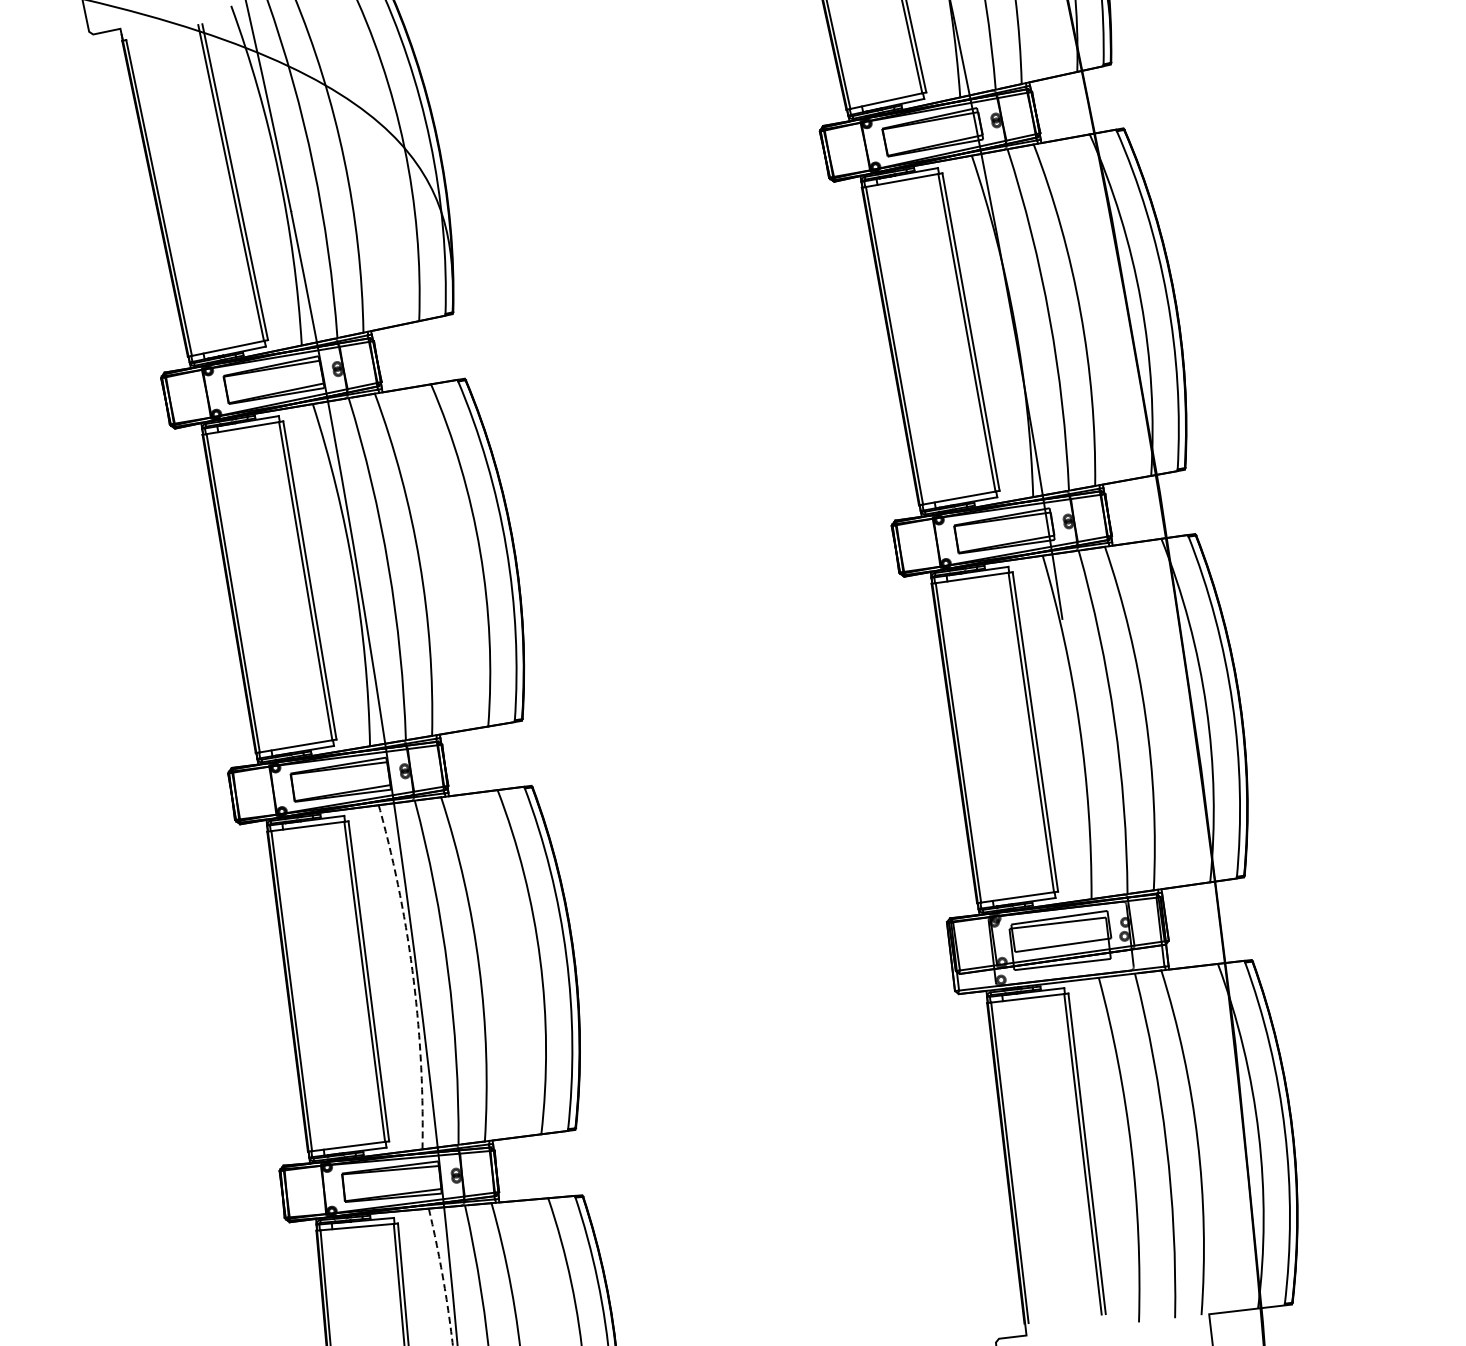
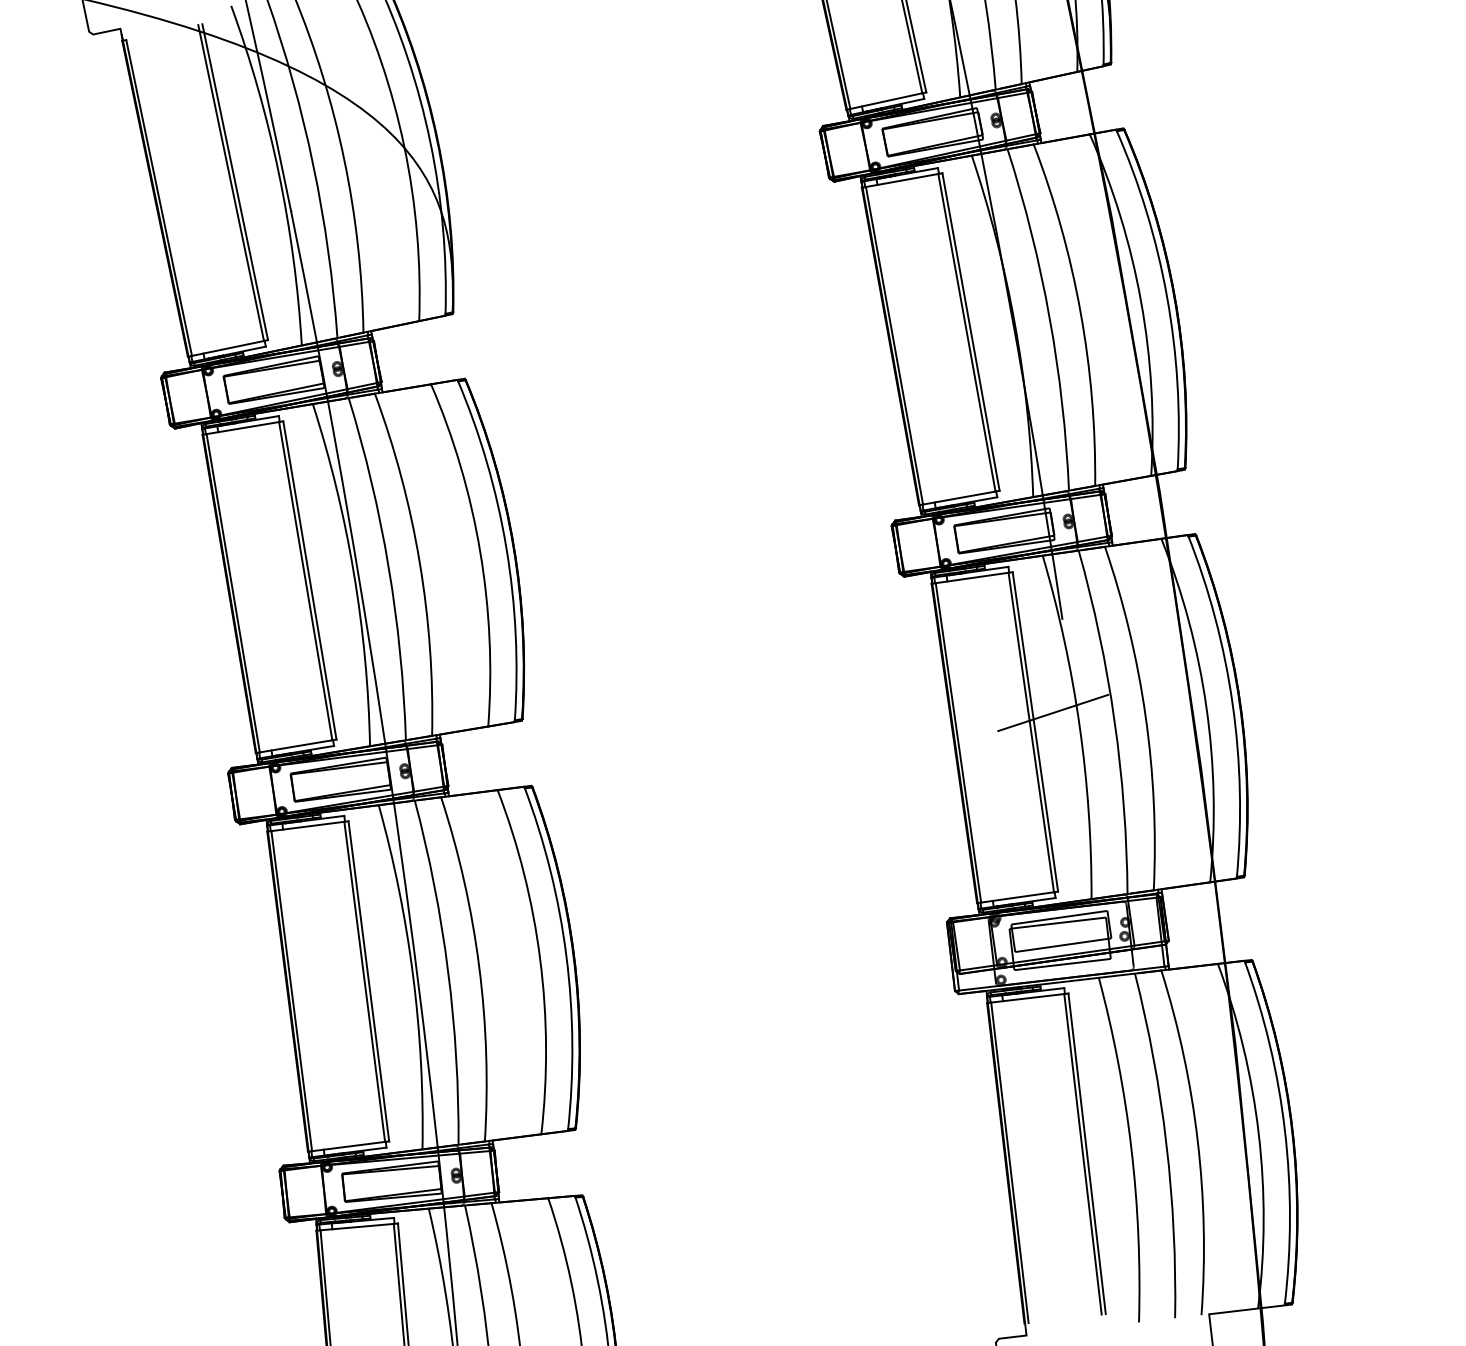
line: none -> present (1053, 712)
arc: dashed -> solid (413, 975)
arc: dashed -> solid (442, 1277)
